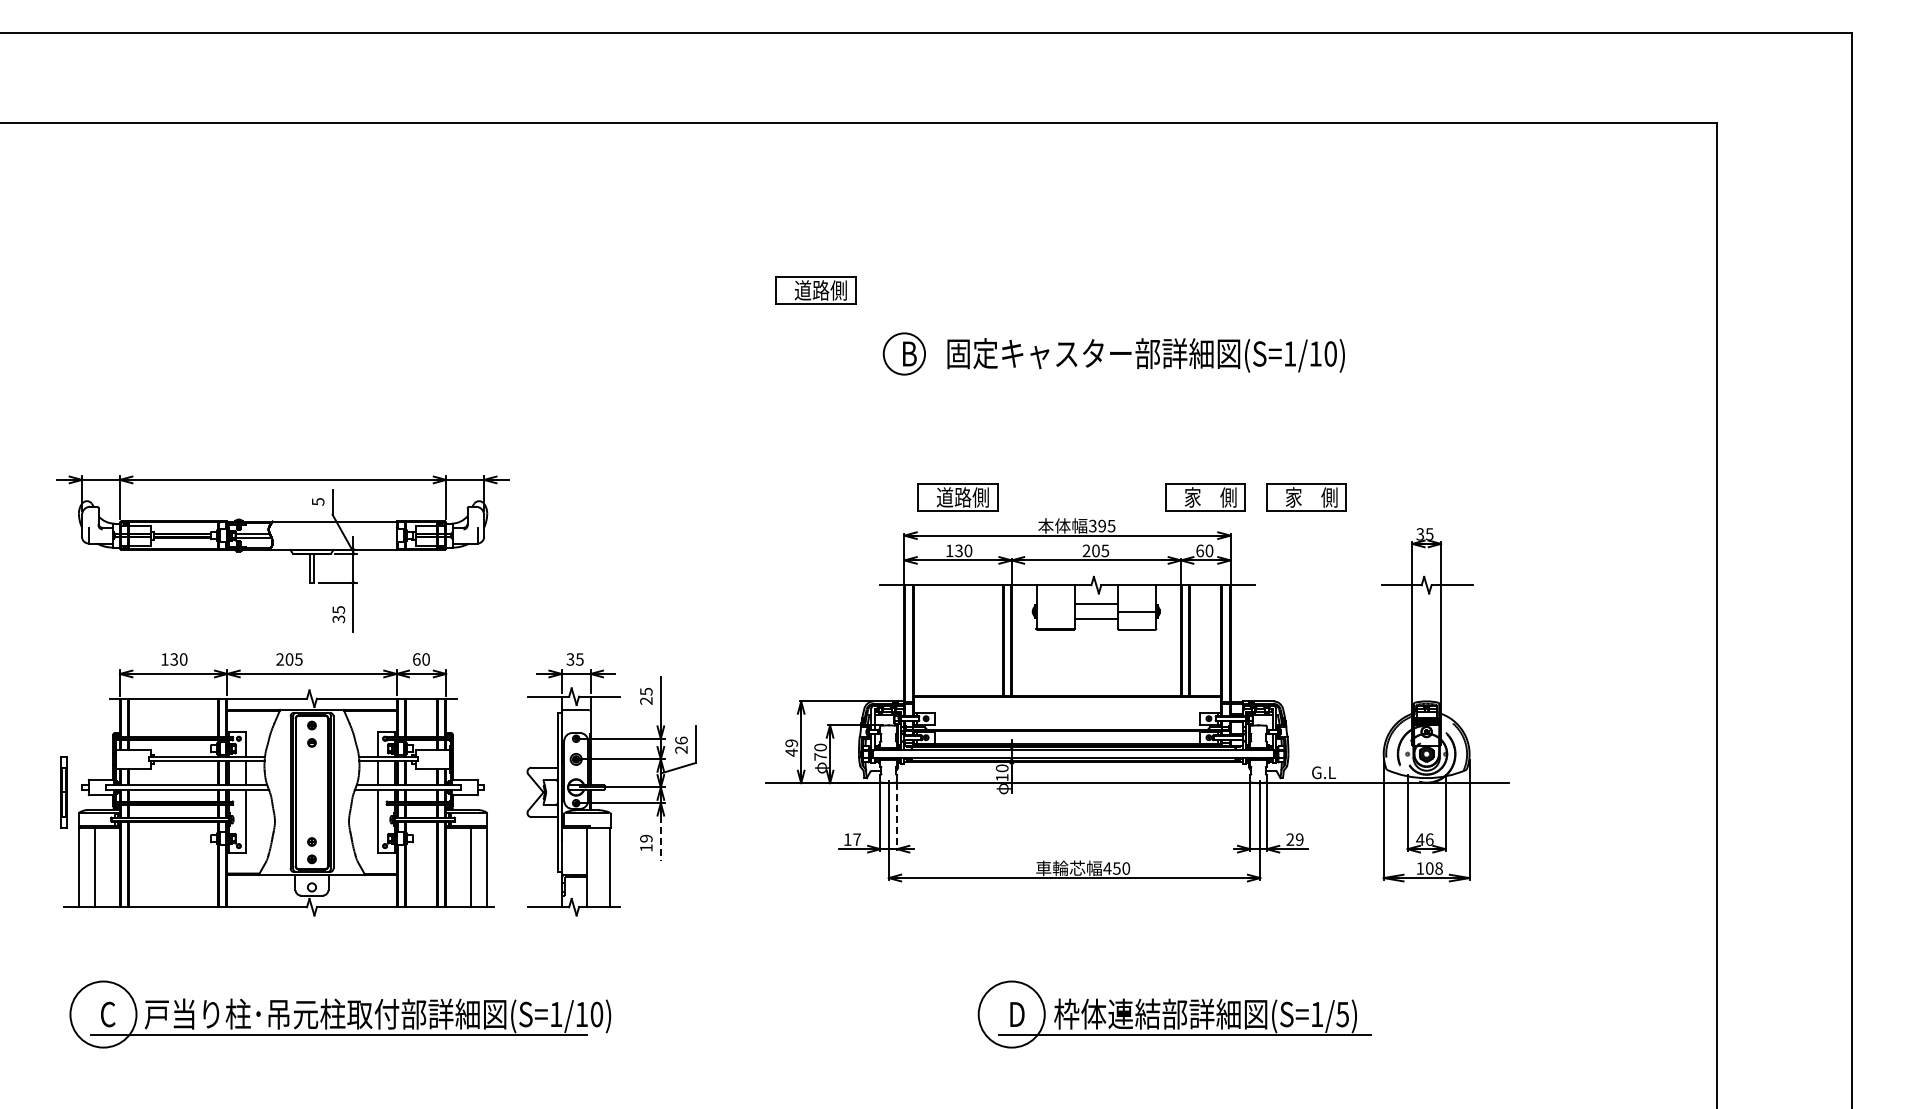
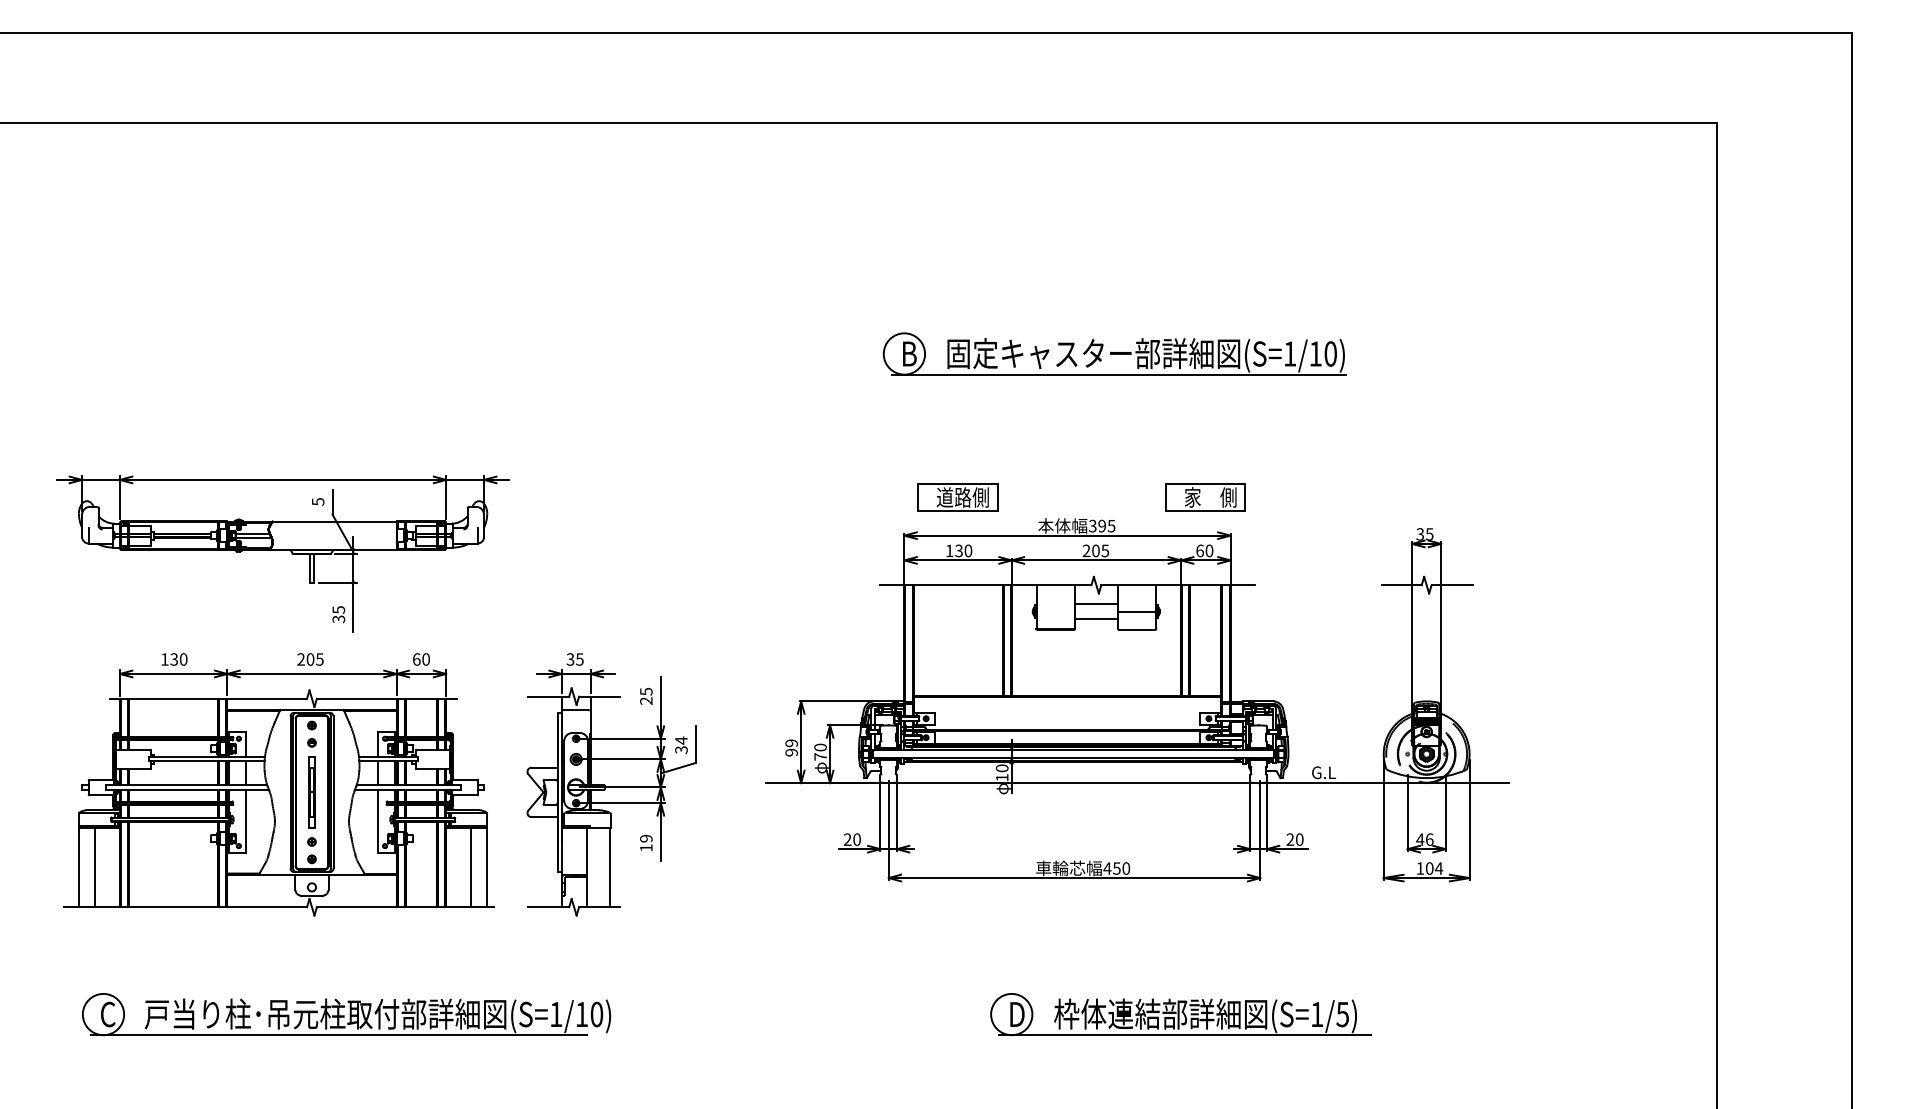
part: present -> none (815, 290)
line: none -> present (1119, 374)
part: present -> none (1306, 497)
text position: (289, 659) -> (310, 659) (310, 659)
text: 26 -> 34 (681, 744)
text: 49 -> 99 (791, 752)
part position: (63, 792) -> (311, 792) (311, 792)
line: dashed -> solid (896, 816)
line: dashed -> solid (660, 838)
text: 17 -> 20 (851, 839)
text: 29 -> 20 (1299, 839)
text: 108 -> 104 (1438, 868)
circle diameter: 66 px -> 41 px (103, 1014)
circle diameter: 66 px -> 41 px (1011, 1014)
